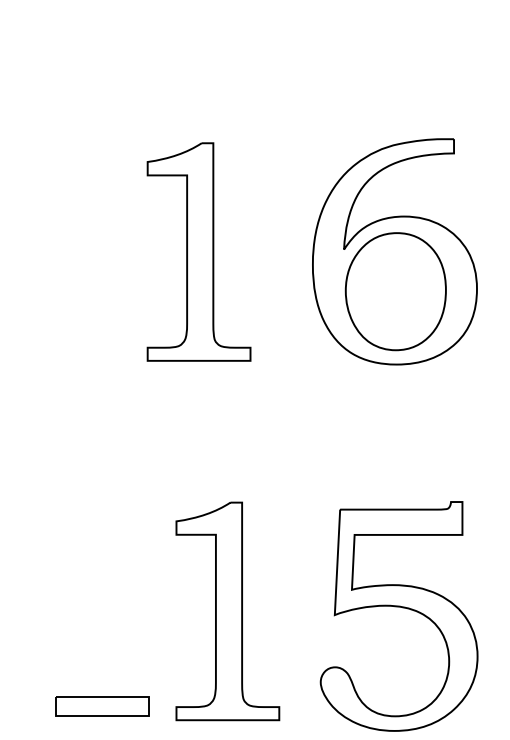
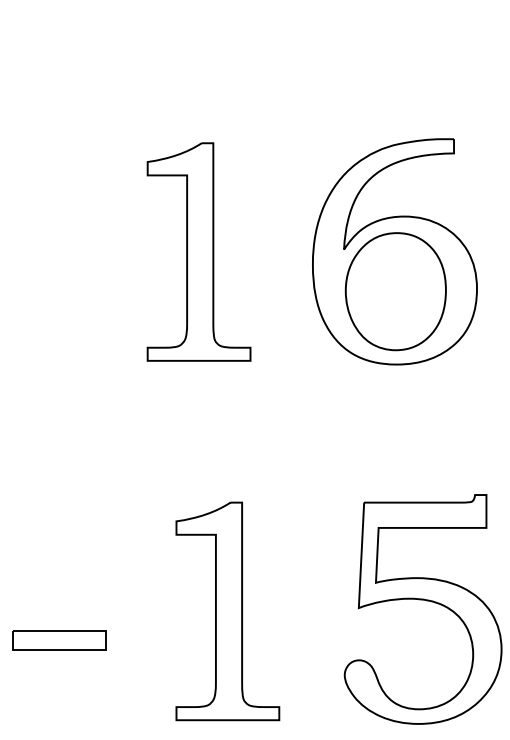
part position: (402, 608) -> (426, 601) (426, 601)
part position: (102, 706) -> (59, 640) (59, 640)
